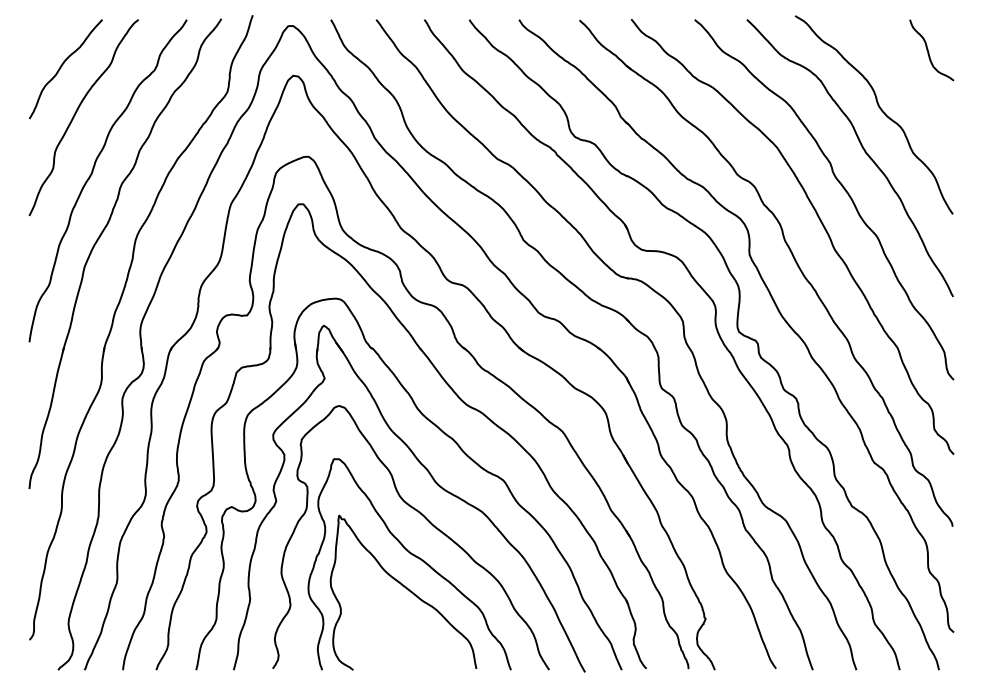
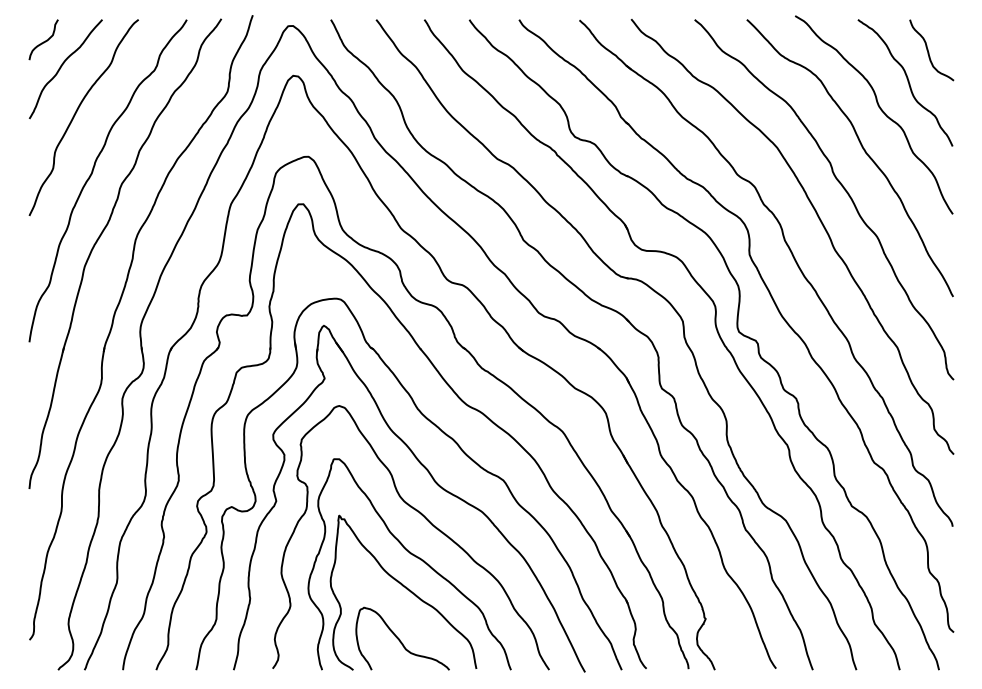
curve: none -> present (43, 41)
curve: none -> present (907, 82)
curve: none -> present (400, 639)
